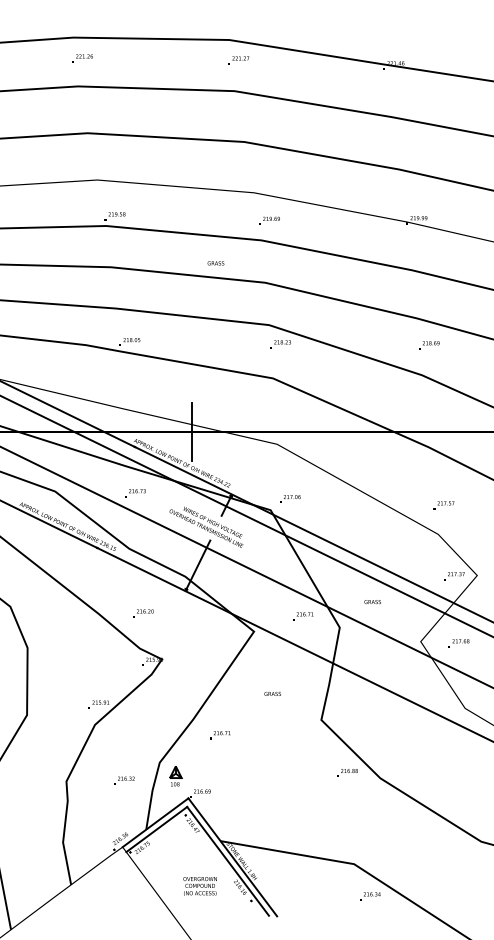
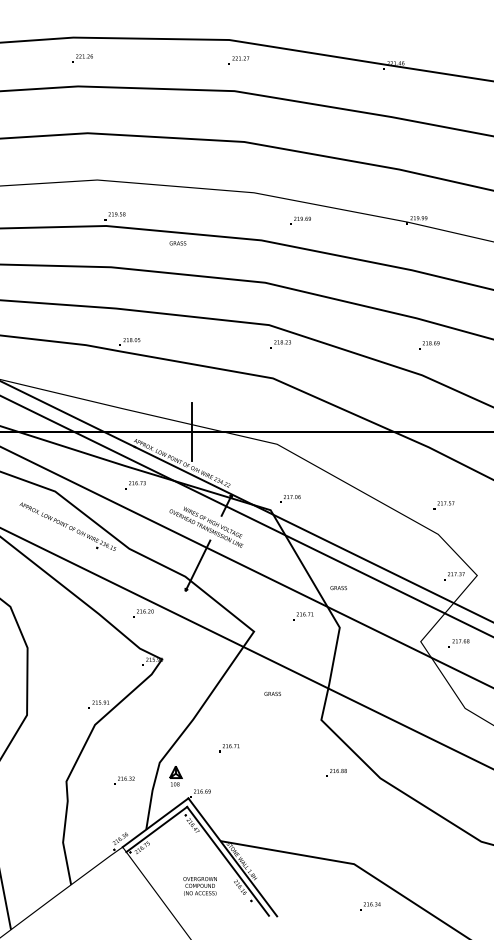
part position: (269, 220) -> (300, 220) (300, 220)
text position: (215, 263) -> (177, 243) (177, 243)
part position: (135, 493) -> (135, 485) (135, 485)
text position: (372, 602) -> (338, 588) (338, 588)
line position: (246, 620) -> (246, 648) (246, 648)
part position: (220, 735) -> (229, 748) (229, 748)
part position: (347, 772) -> (336, 772) (336, 772)
part position: (370, 896) -> (370, 906) (370, 906)
